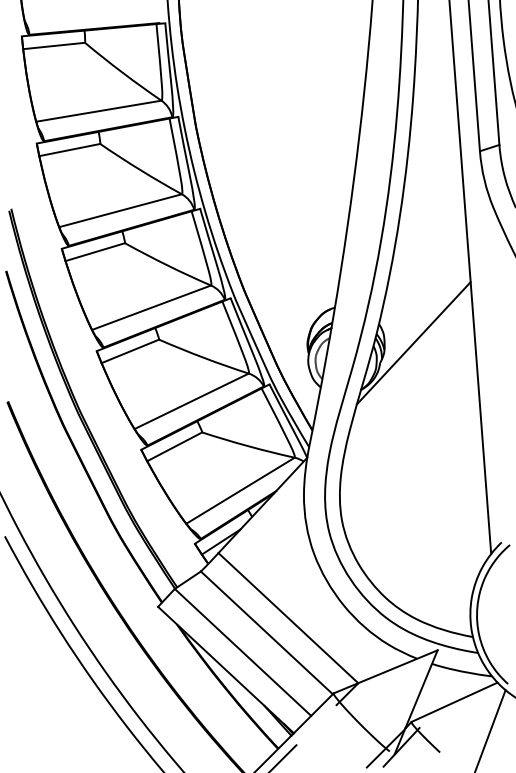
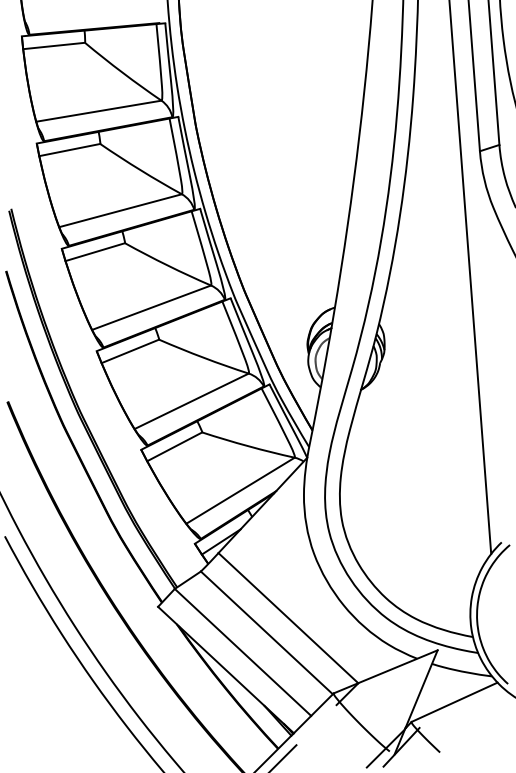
line: present -> none (413, 343)
line: present -> none (490, 729)
